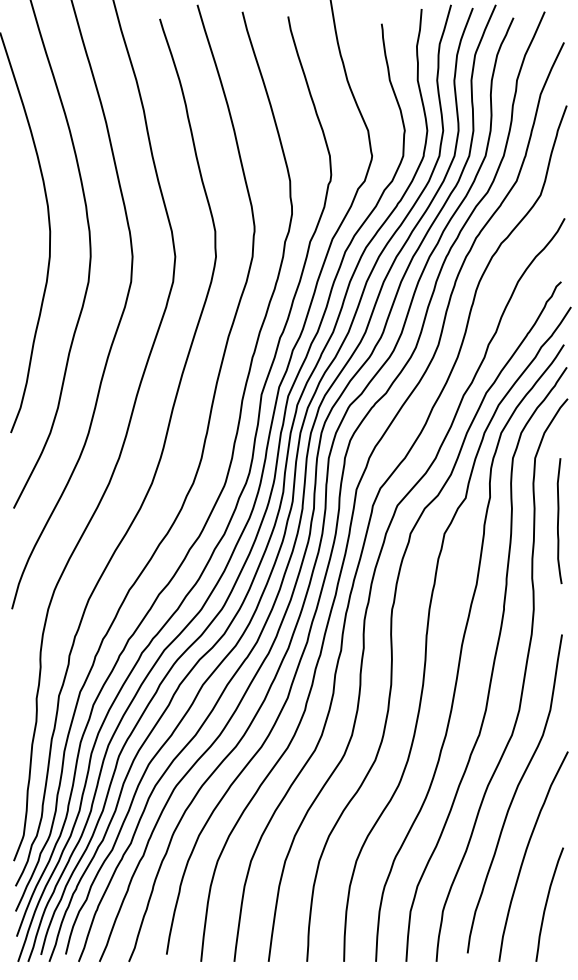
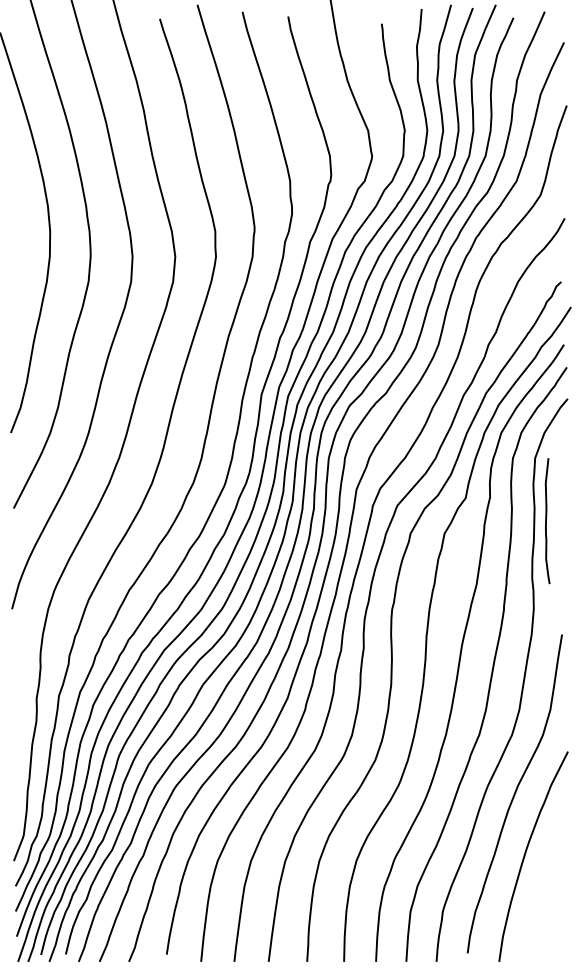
curve position: (558, 521) -> (546, 521) (546, 521)
curve: present -> none (547, 903)
